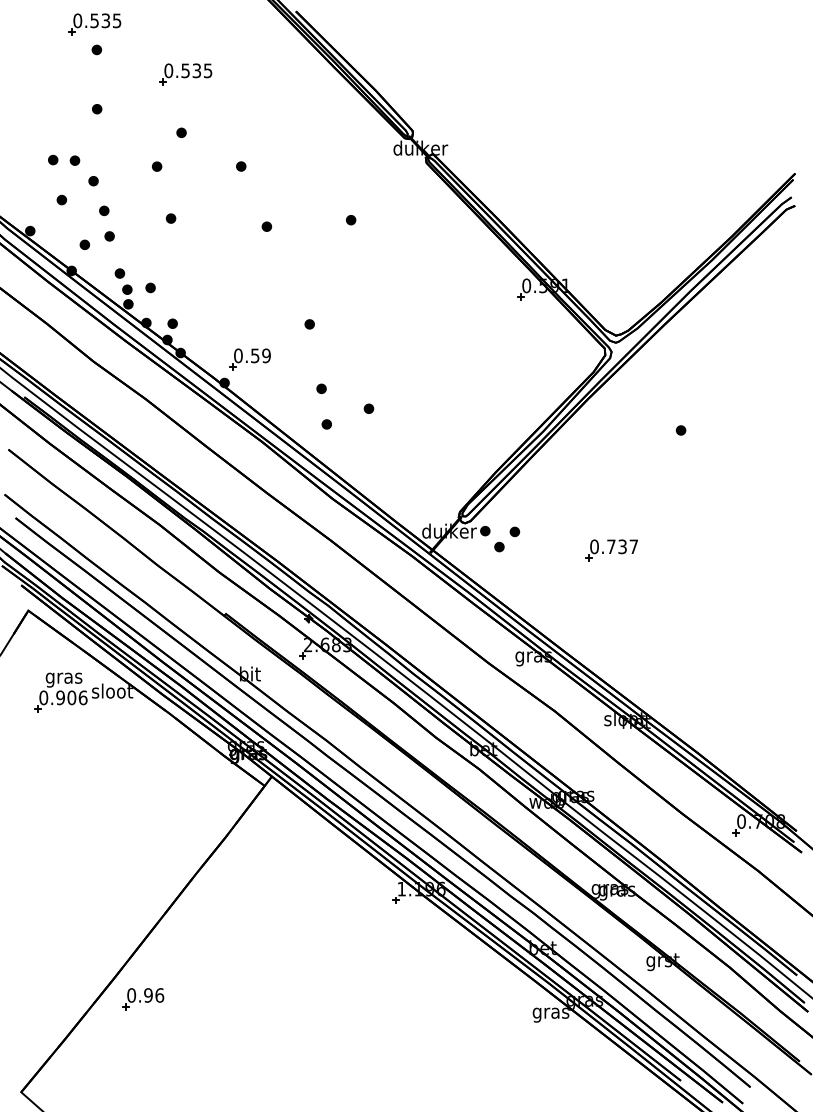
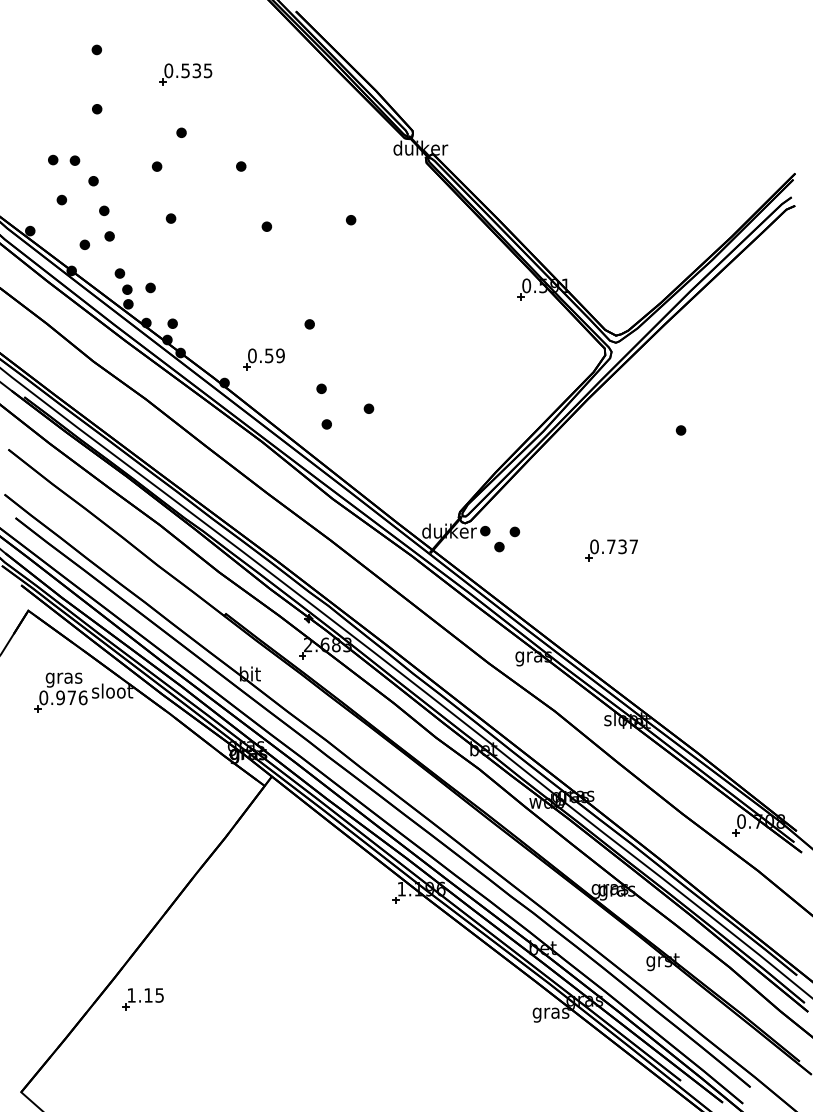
part: present -> none (94, 24)
part position: (249, 359) -> (263, 359) (263, 359)
text: 0.906 -> 0.976 (71, 697)
text: 0.96 -> 1.15 (145, 995)
